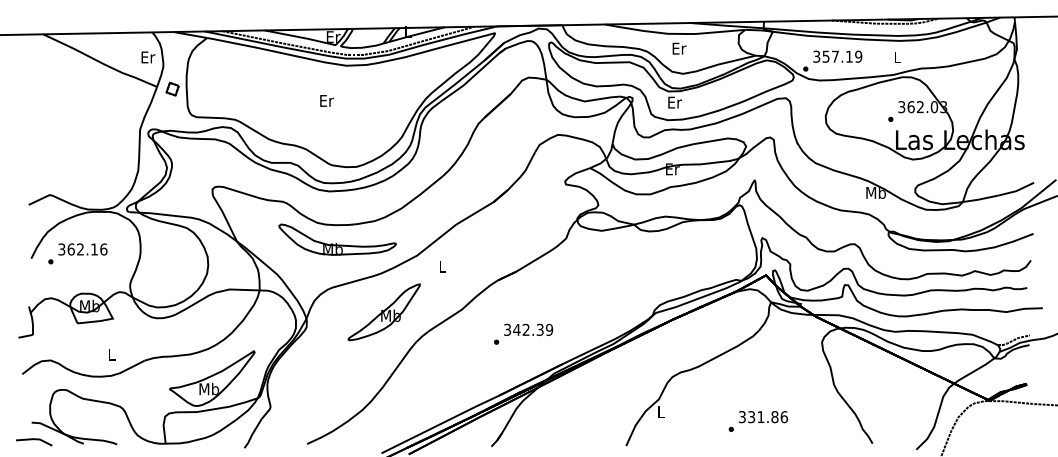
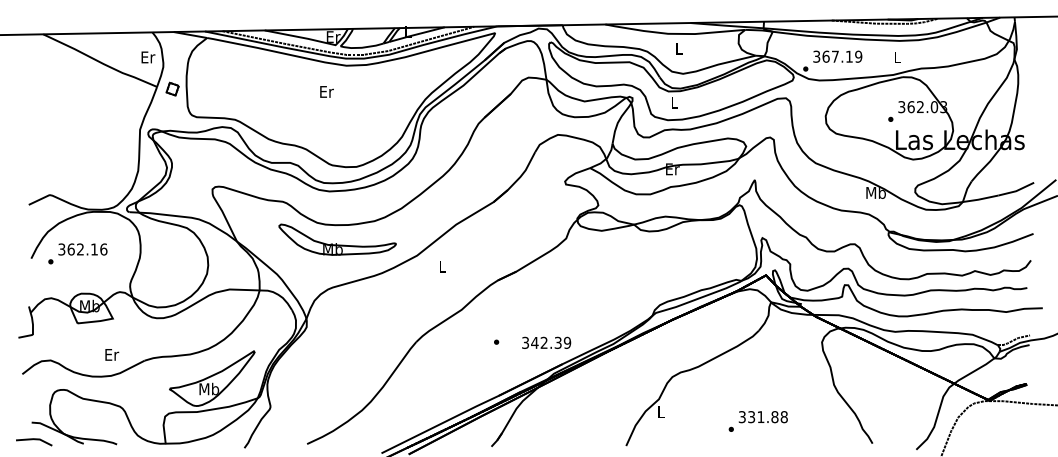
text: Er -> L (679, 48)
text: 357.19 -> 367.19 (825, 56)
text position: (326, 100) -> (326, 91) (326, 91)
text: Er -> L (675, 102)
part: present -> none (383, 312)
text position: (528, 329) -> (546, 342) (546, 342)
text: L -> Er (112, 354)
text: 331.86 -> 331.88 (783, 416)
